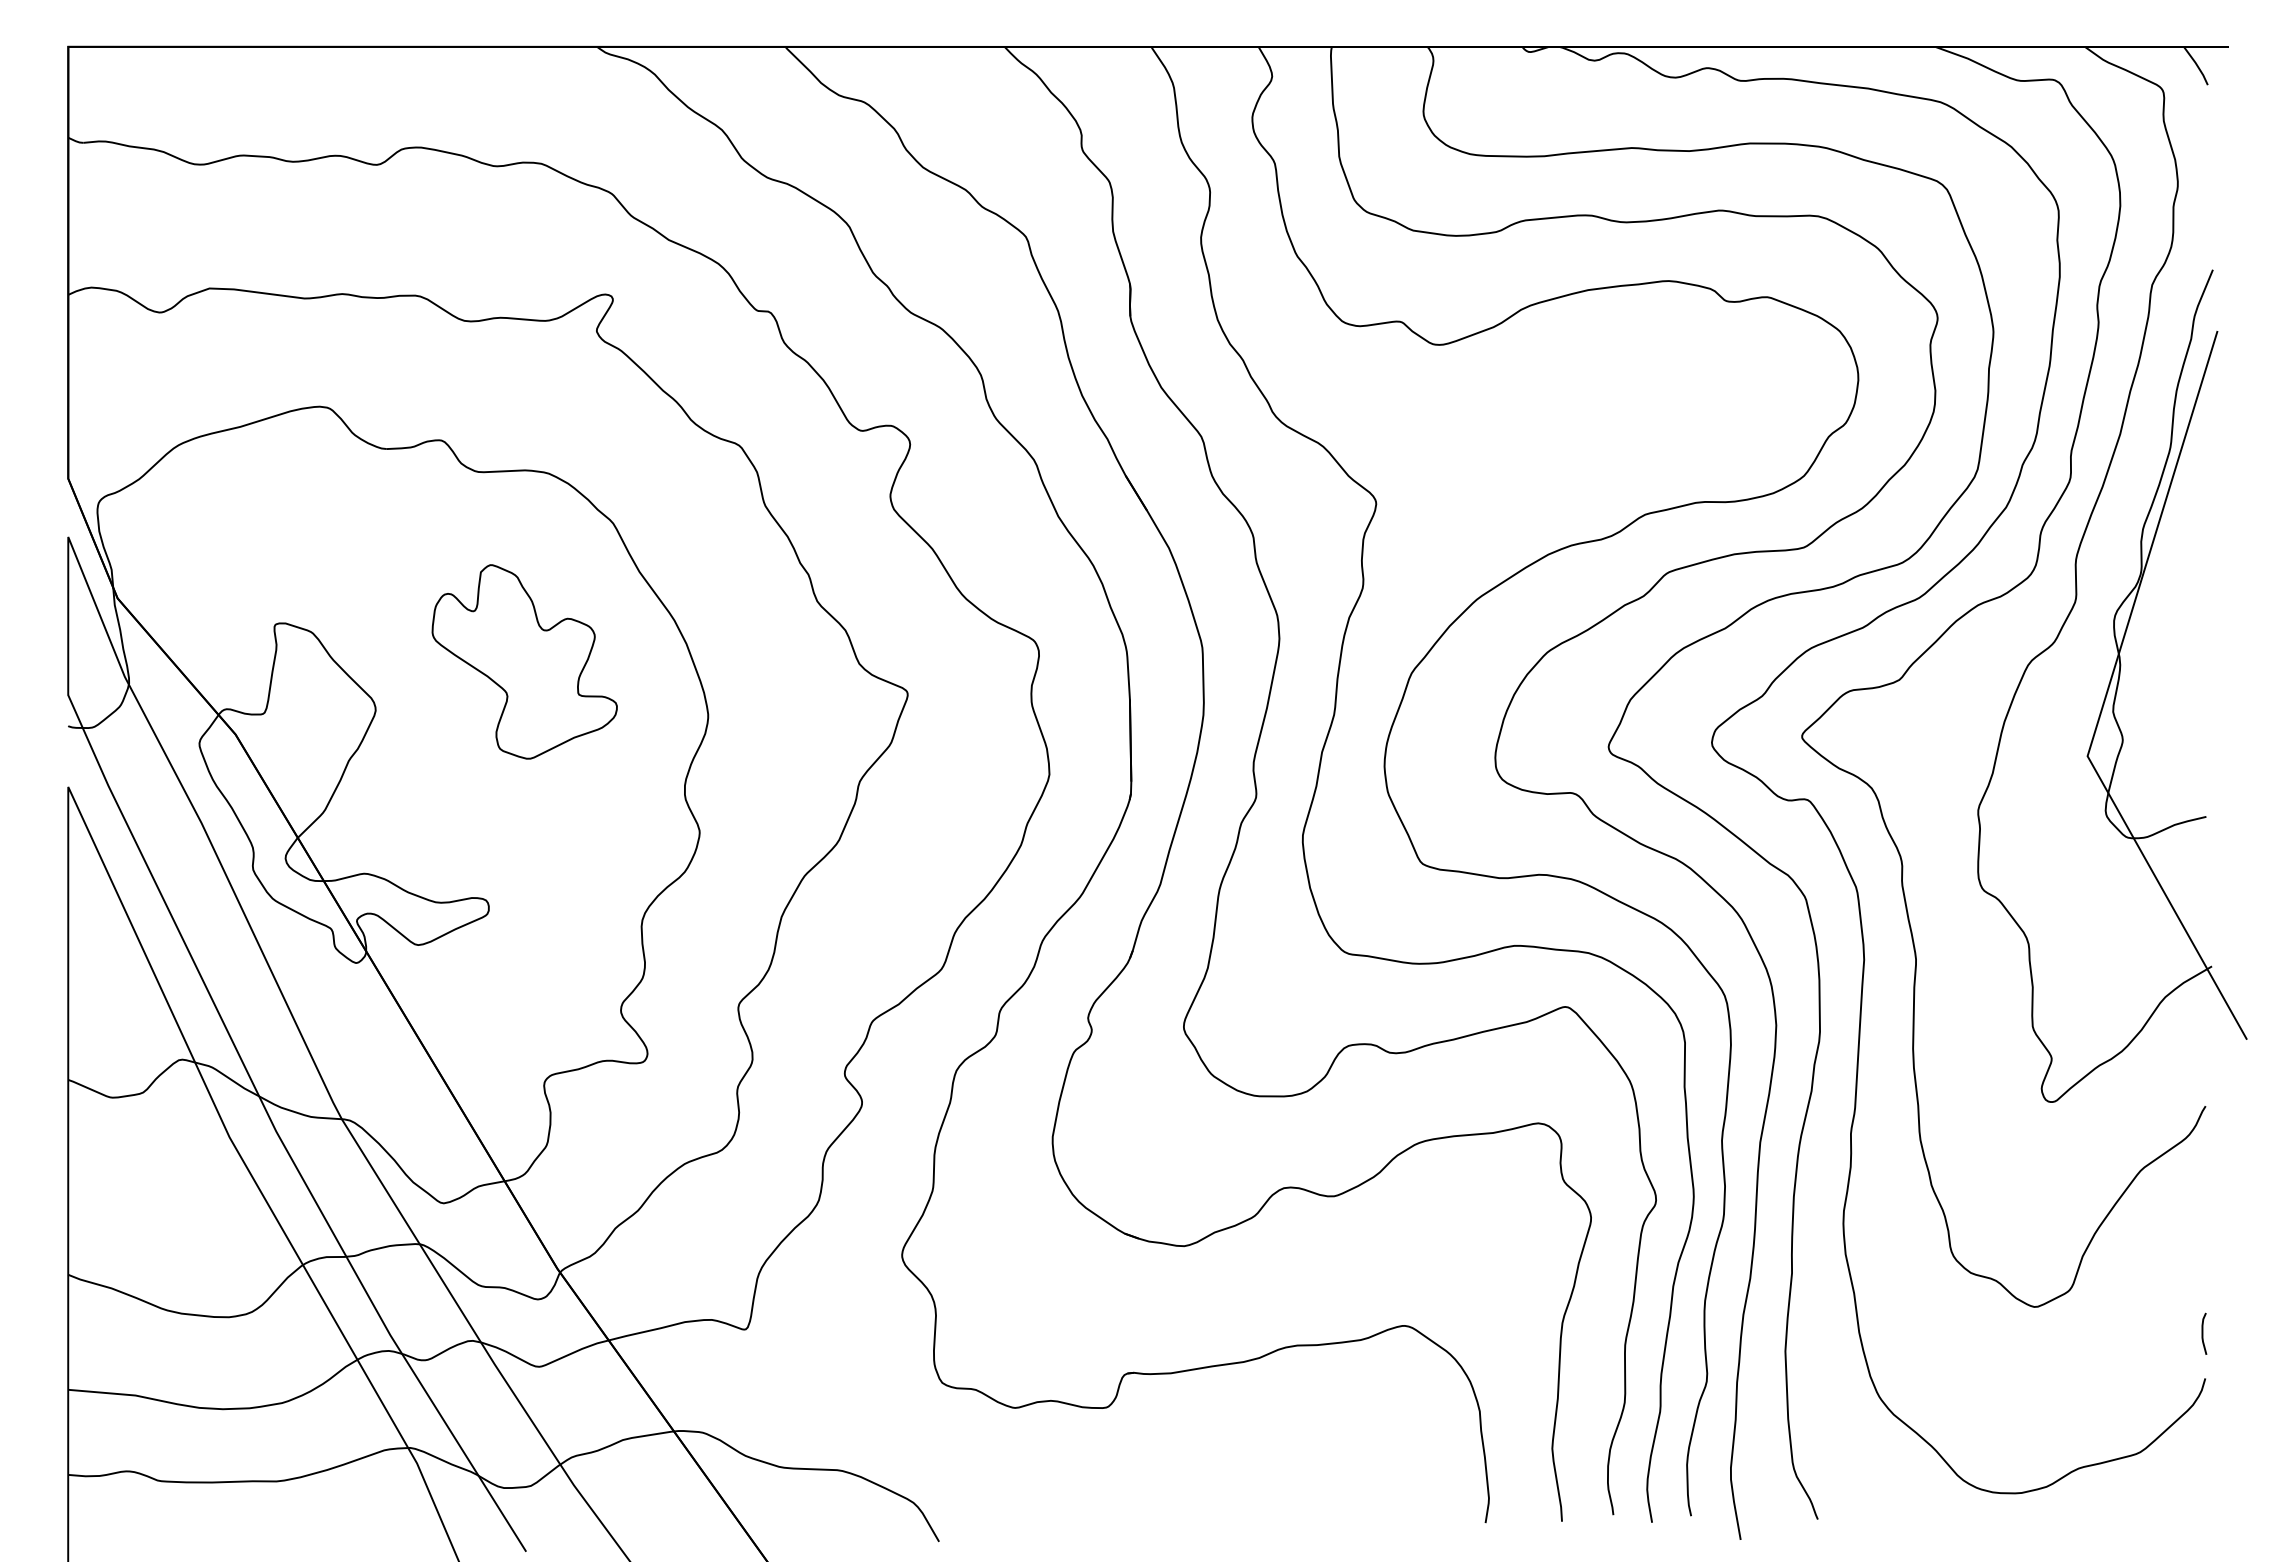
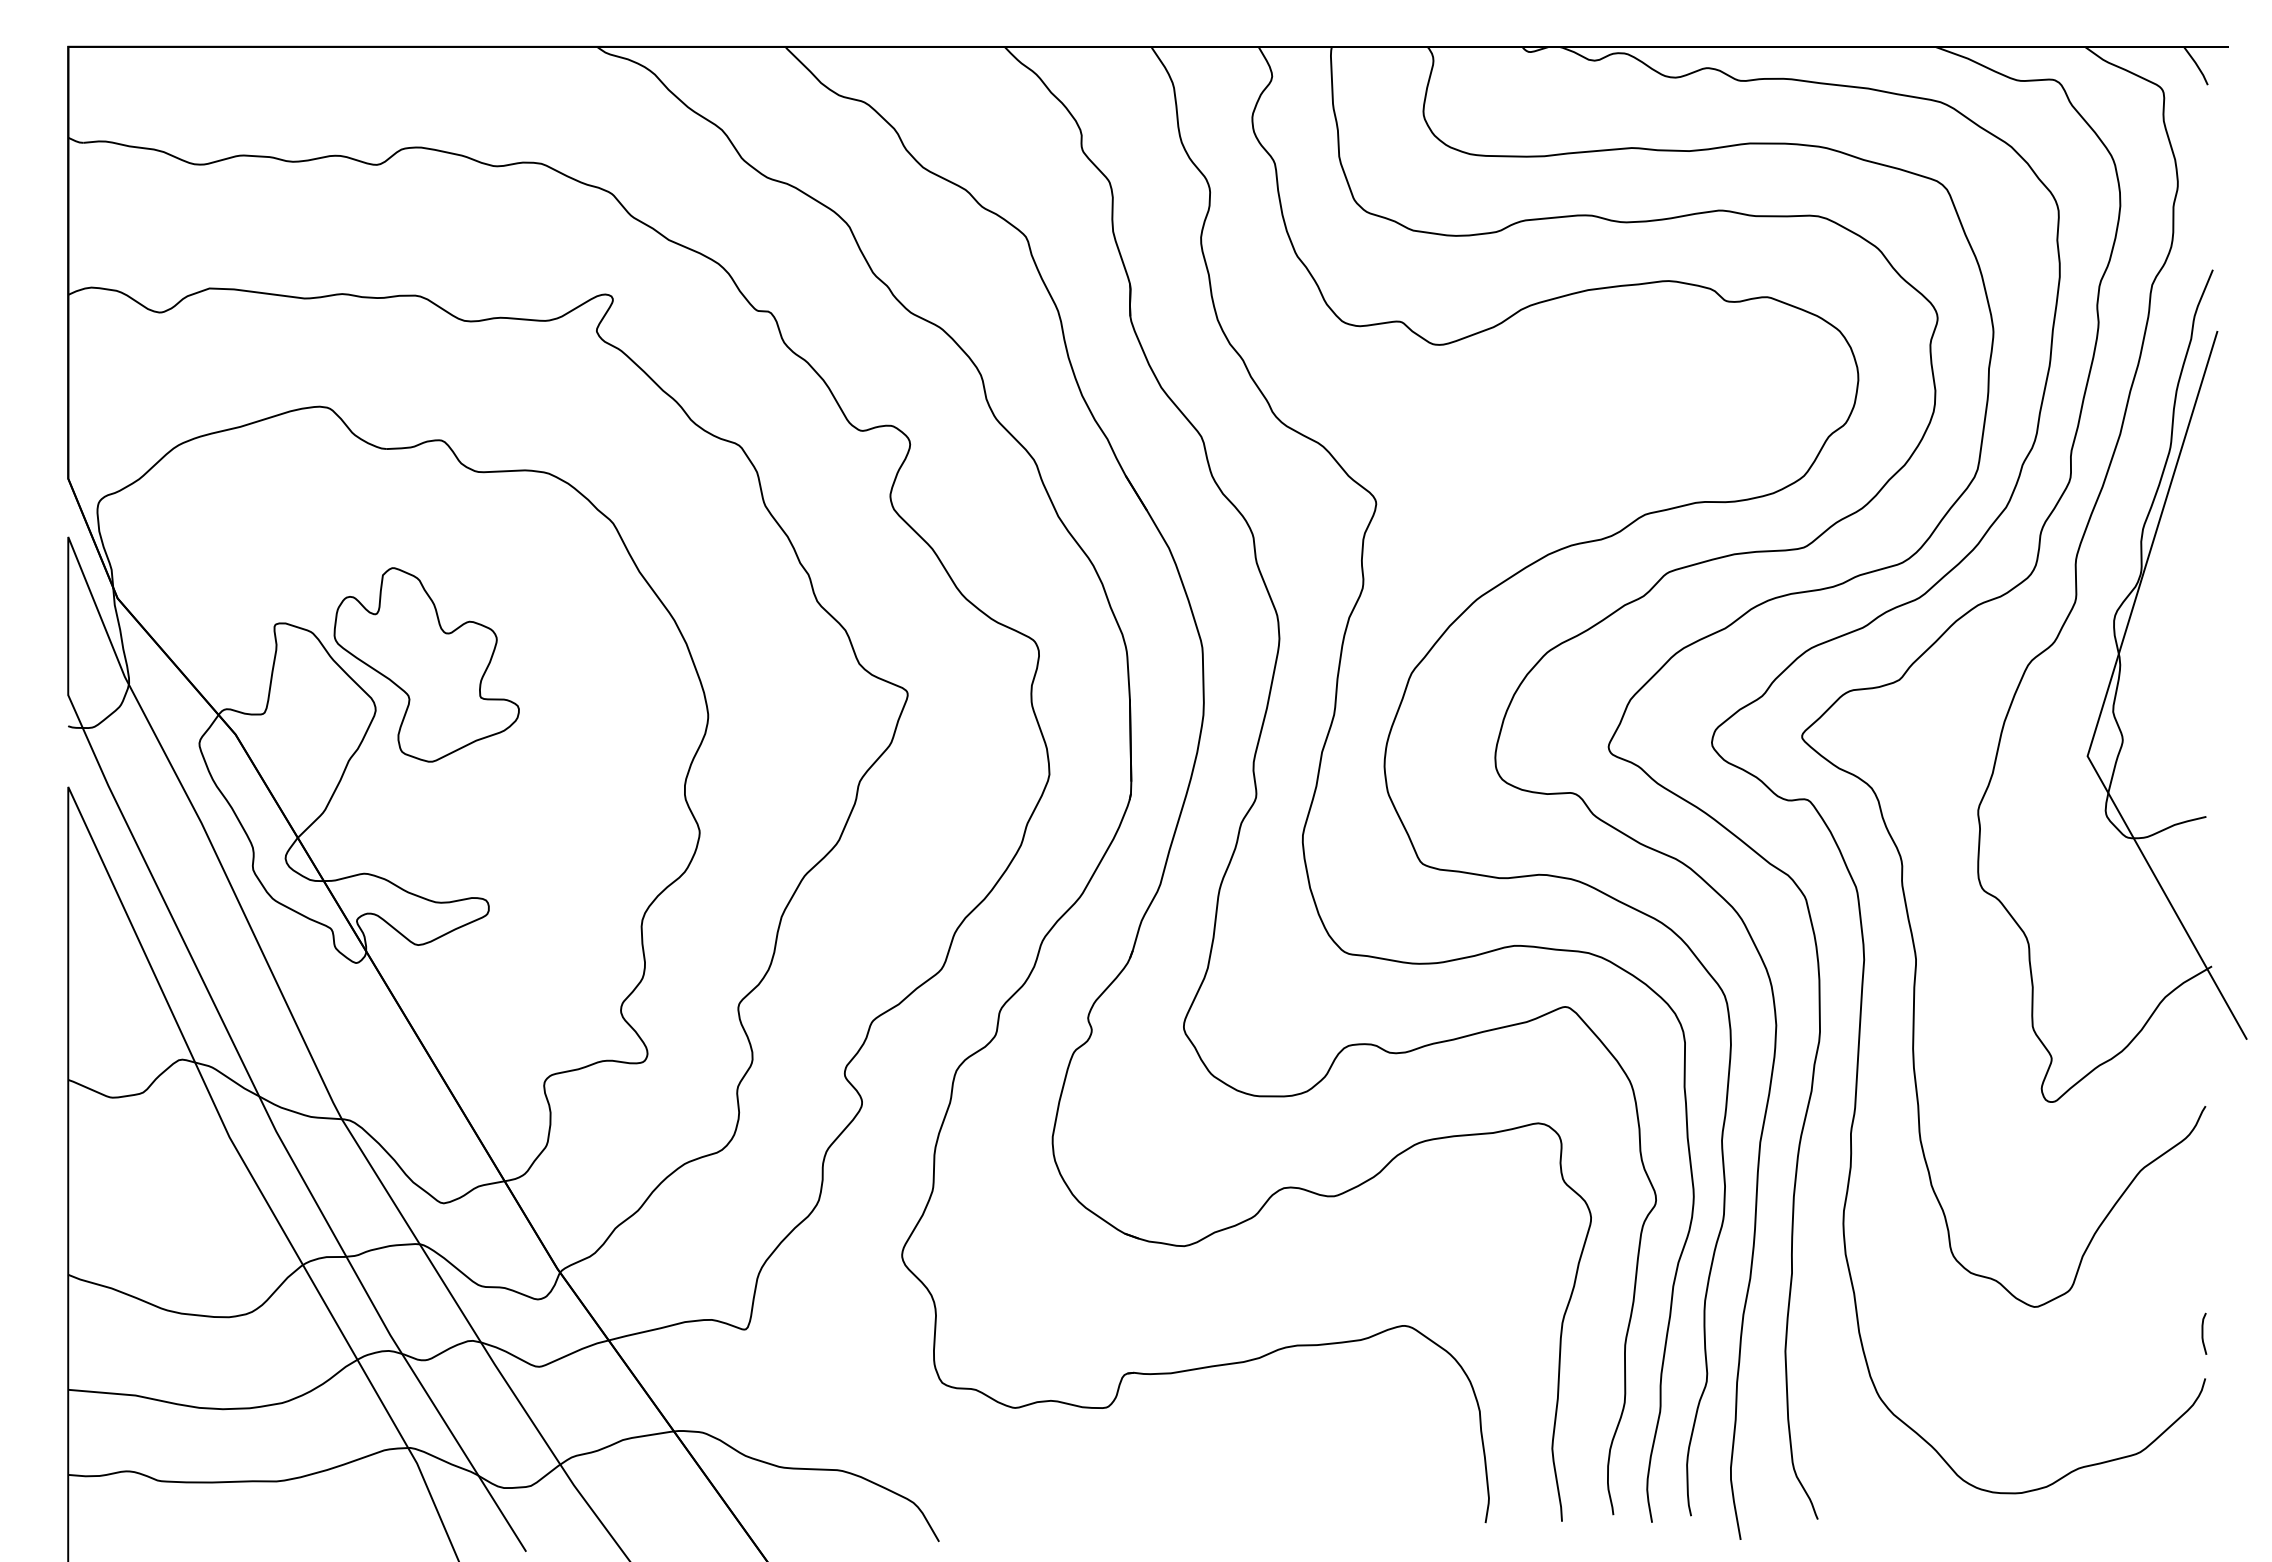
part position: (524, 661) -> (426, 664) (426, 664)
